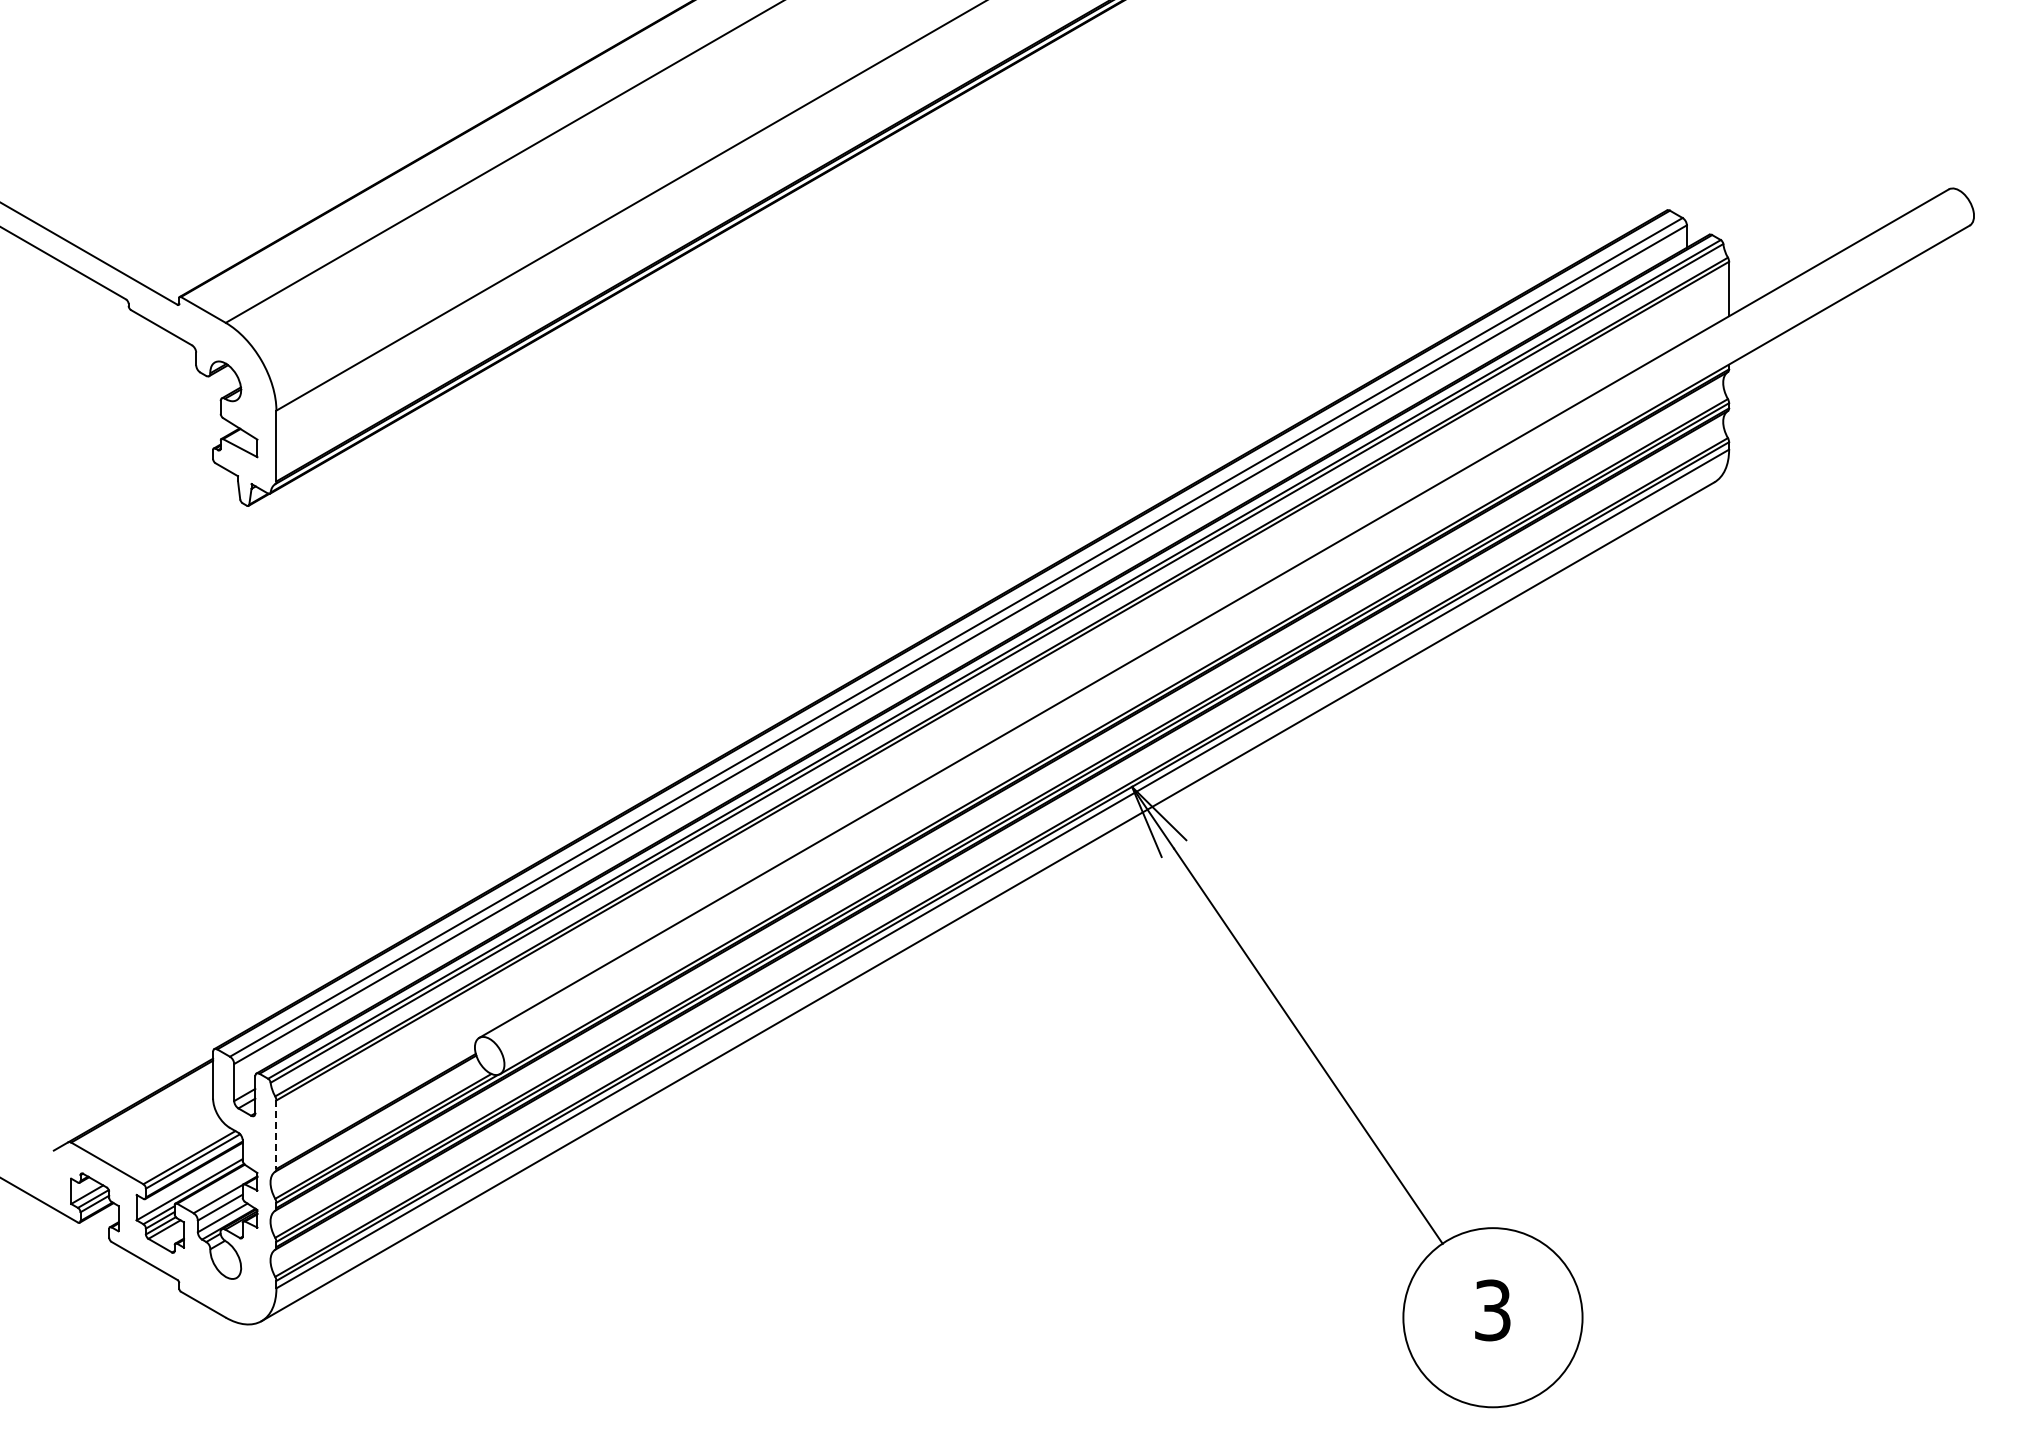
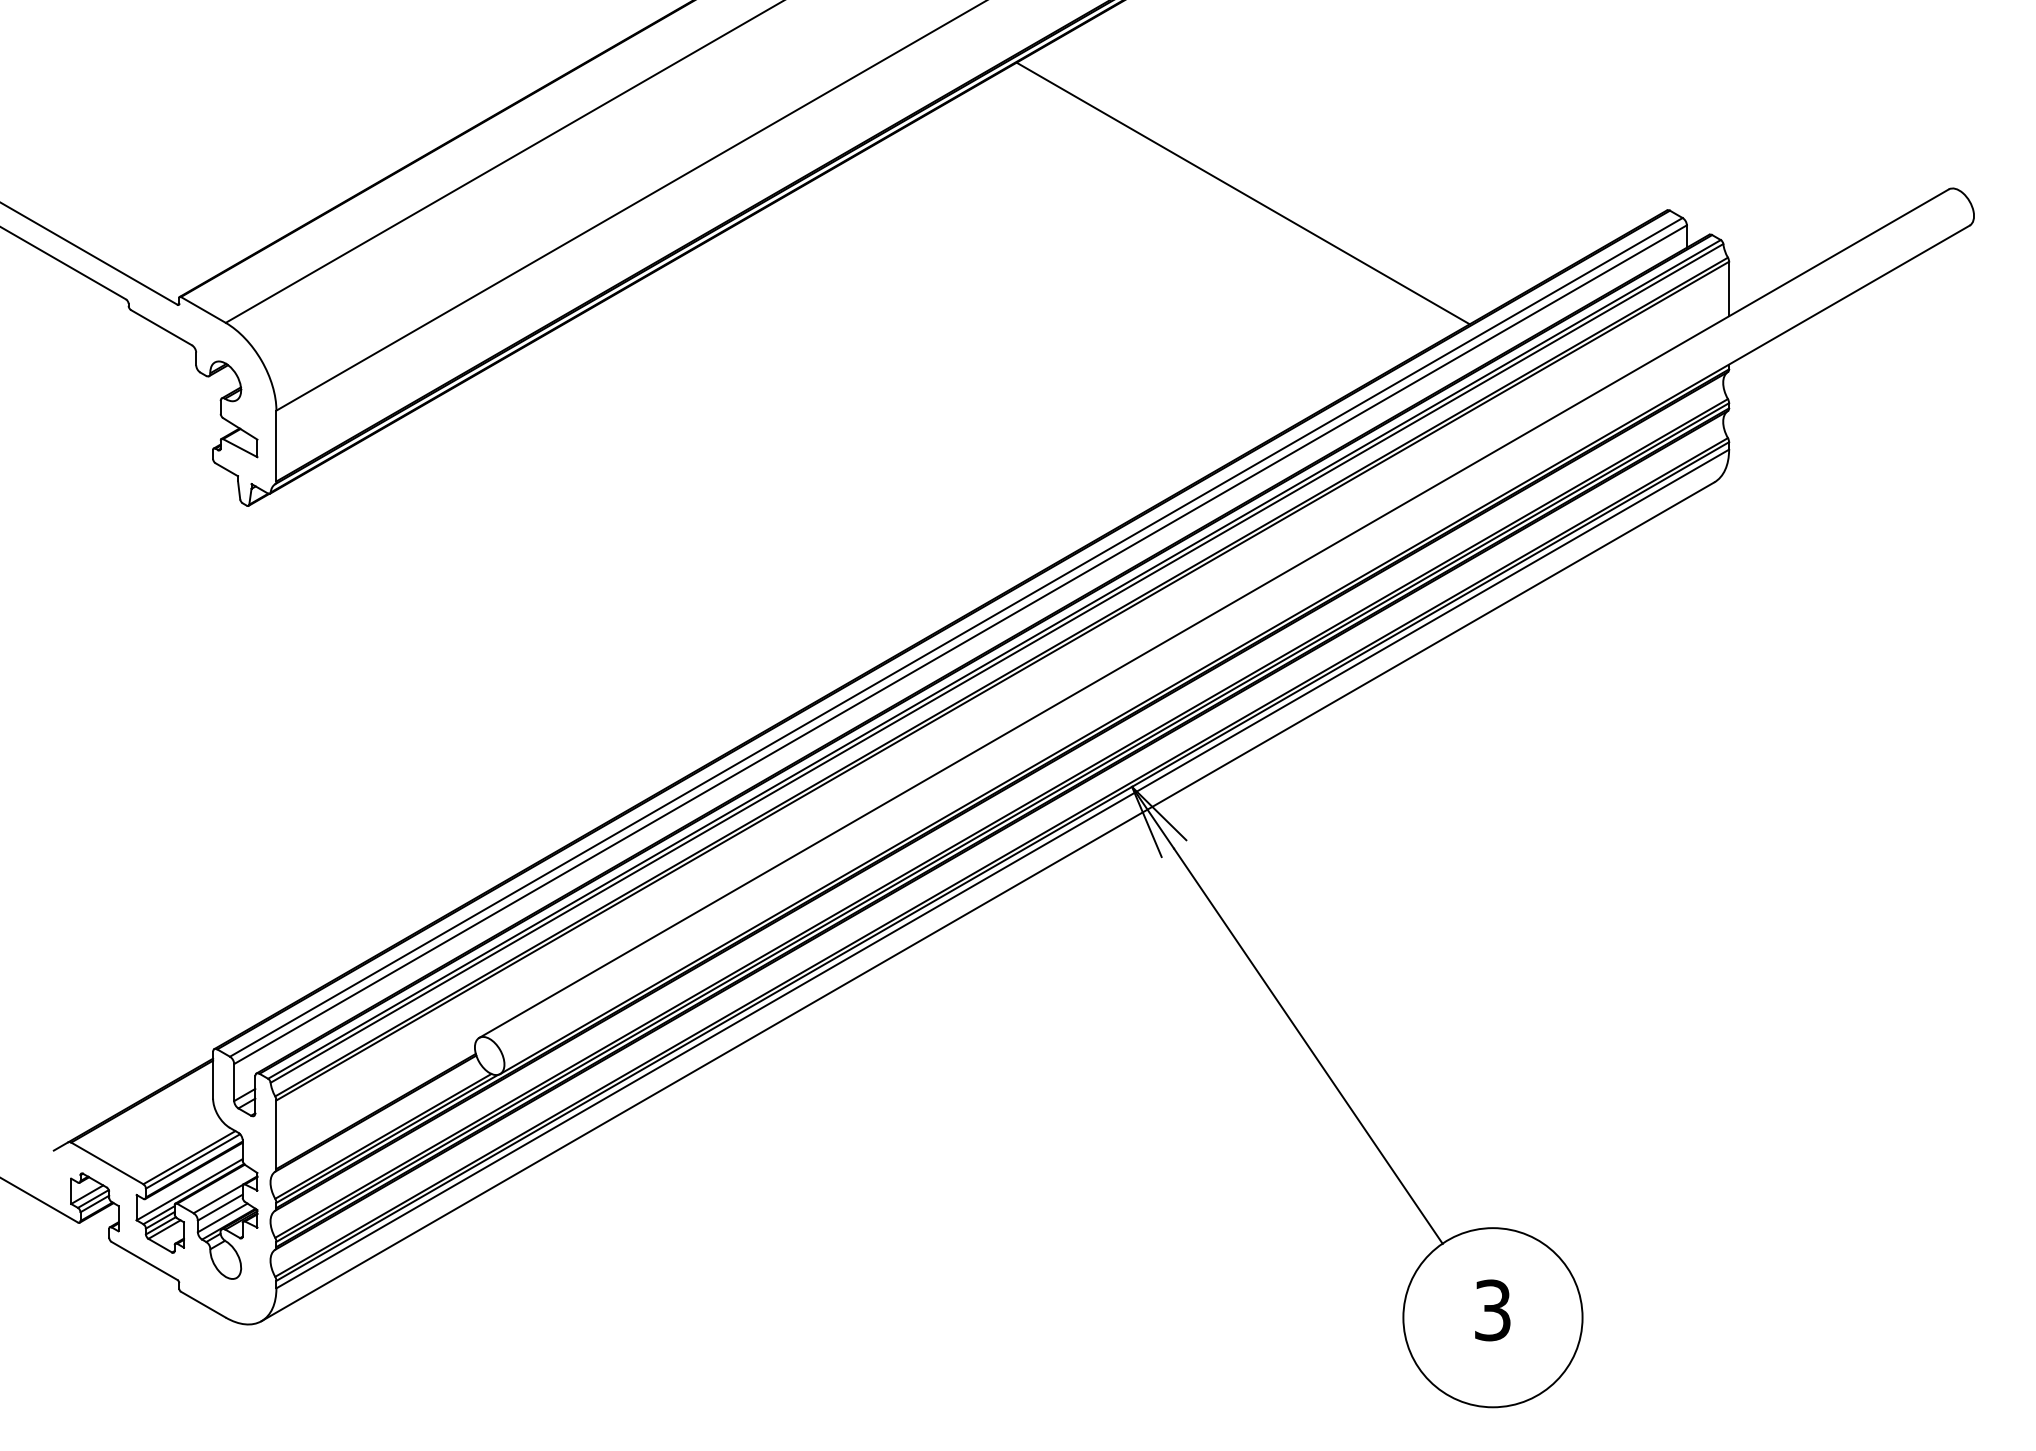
line: none -> present (1242, 193)
line: dashed -> solid (276, 1135)
